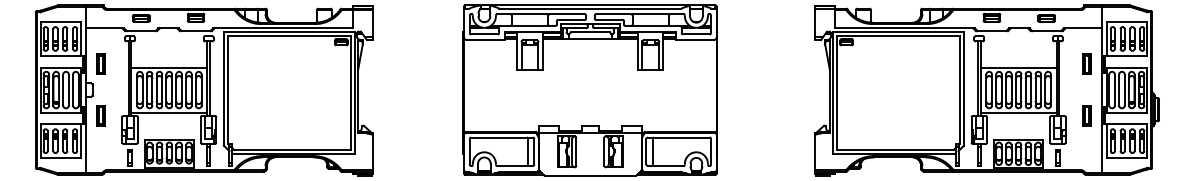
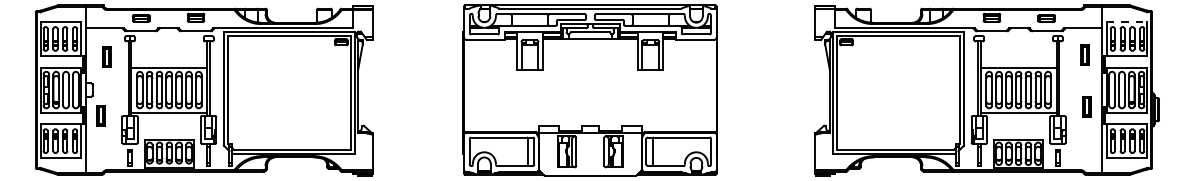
line: solid -> dashed (1126, 22)
part position: (100, 63) -> (106, 56) (106, 56)
part position: (1086, 63) -> (1084, 54) (1084, 54)
part position: (1086, 115) -> (1086, 106) (1086, 106)
